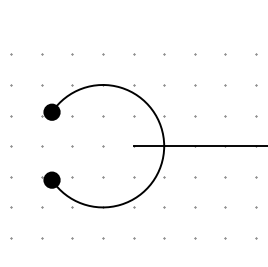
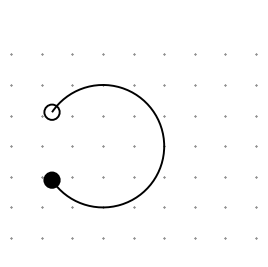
fill: present -> none (51, 111)
line: present -> none (198, 146)
